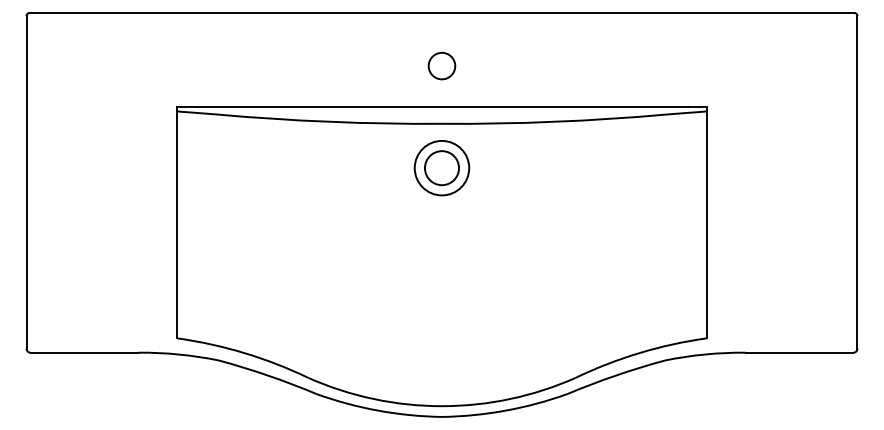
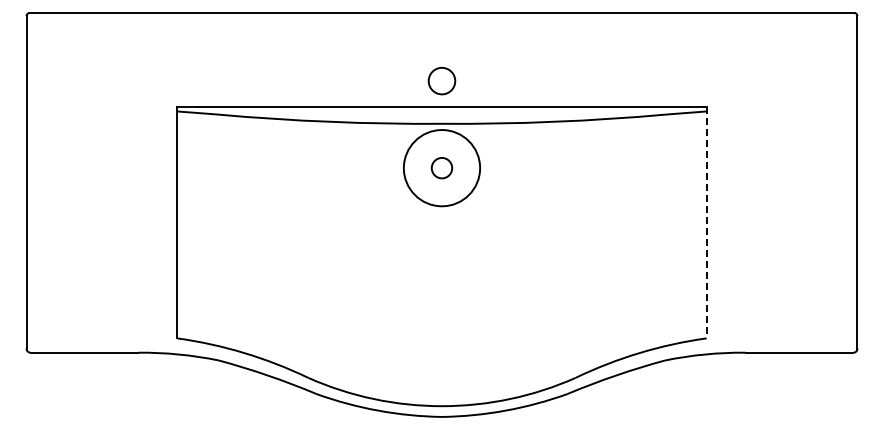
circle position: (441, 66) -> (441, 81) (441, 81)
circle diameter: 54 px -> 76 px (441, 168)
circle diameter: 34 px -> 20 px (441, 167)
line: solid -> dashed (706, 222)
